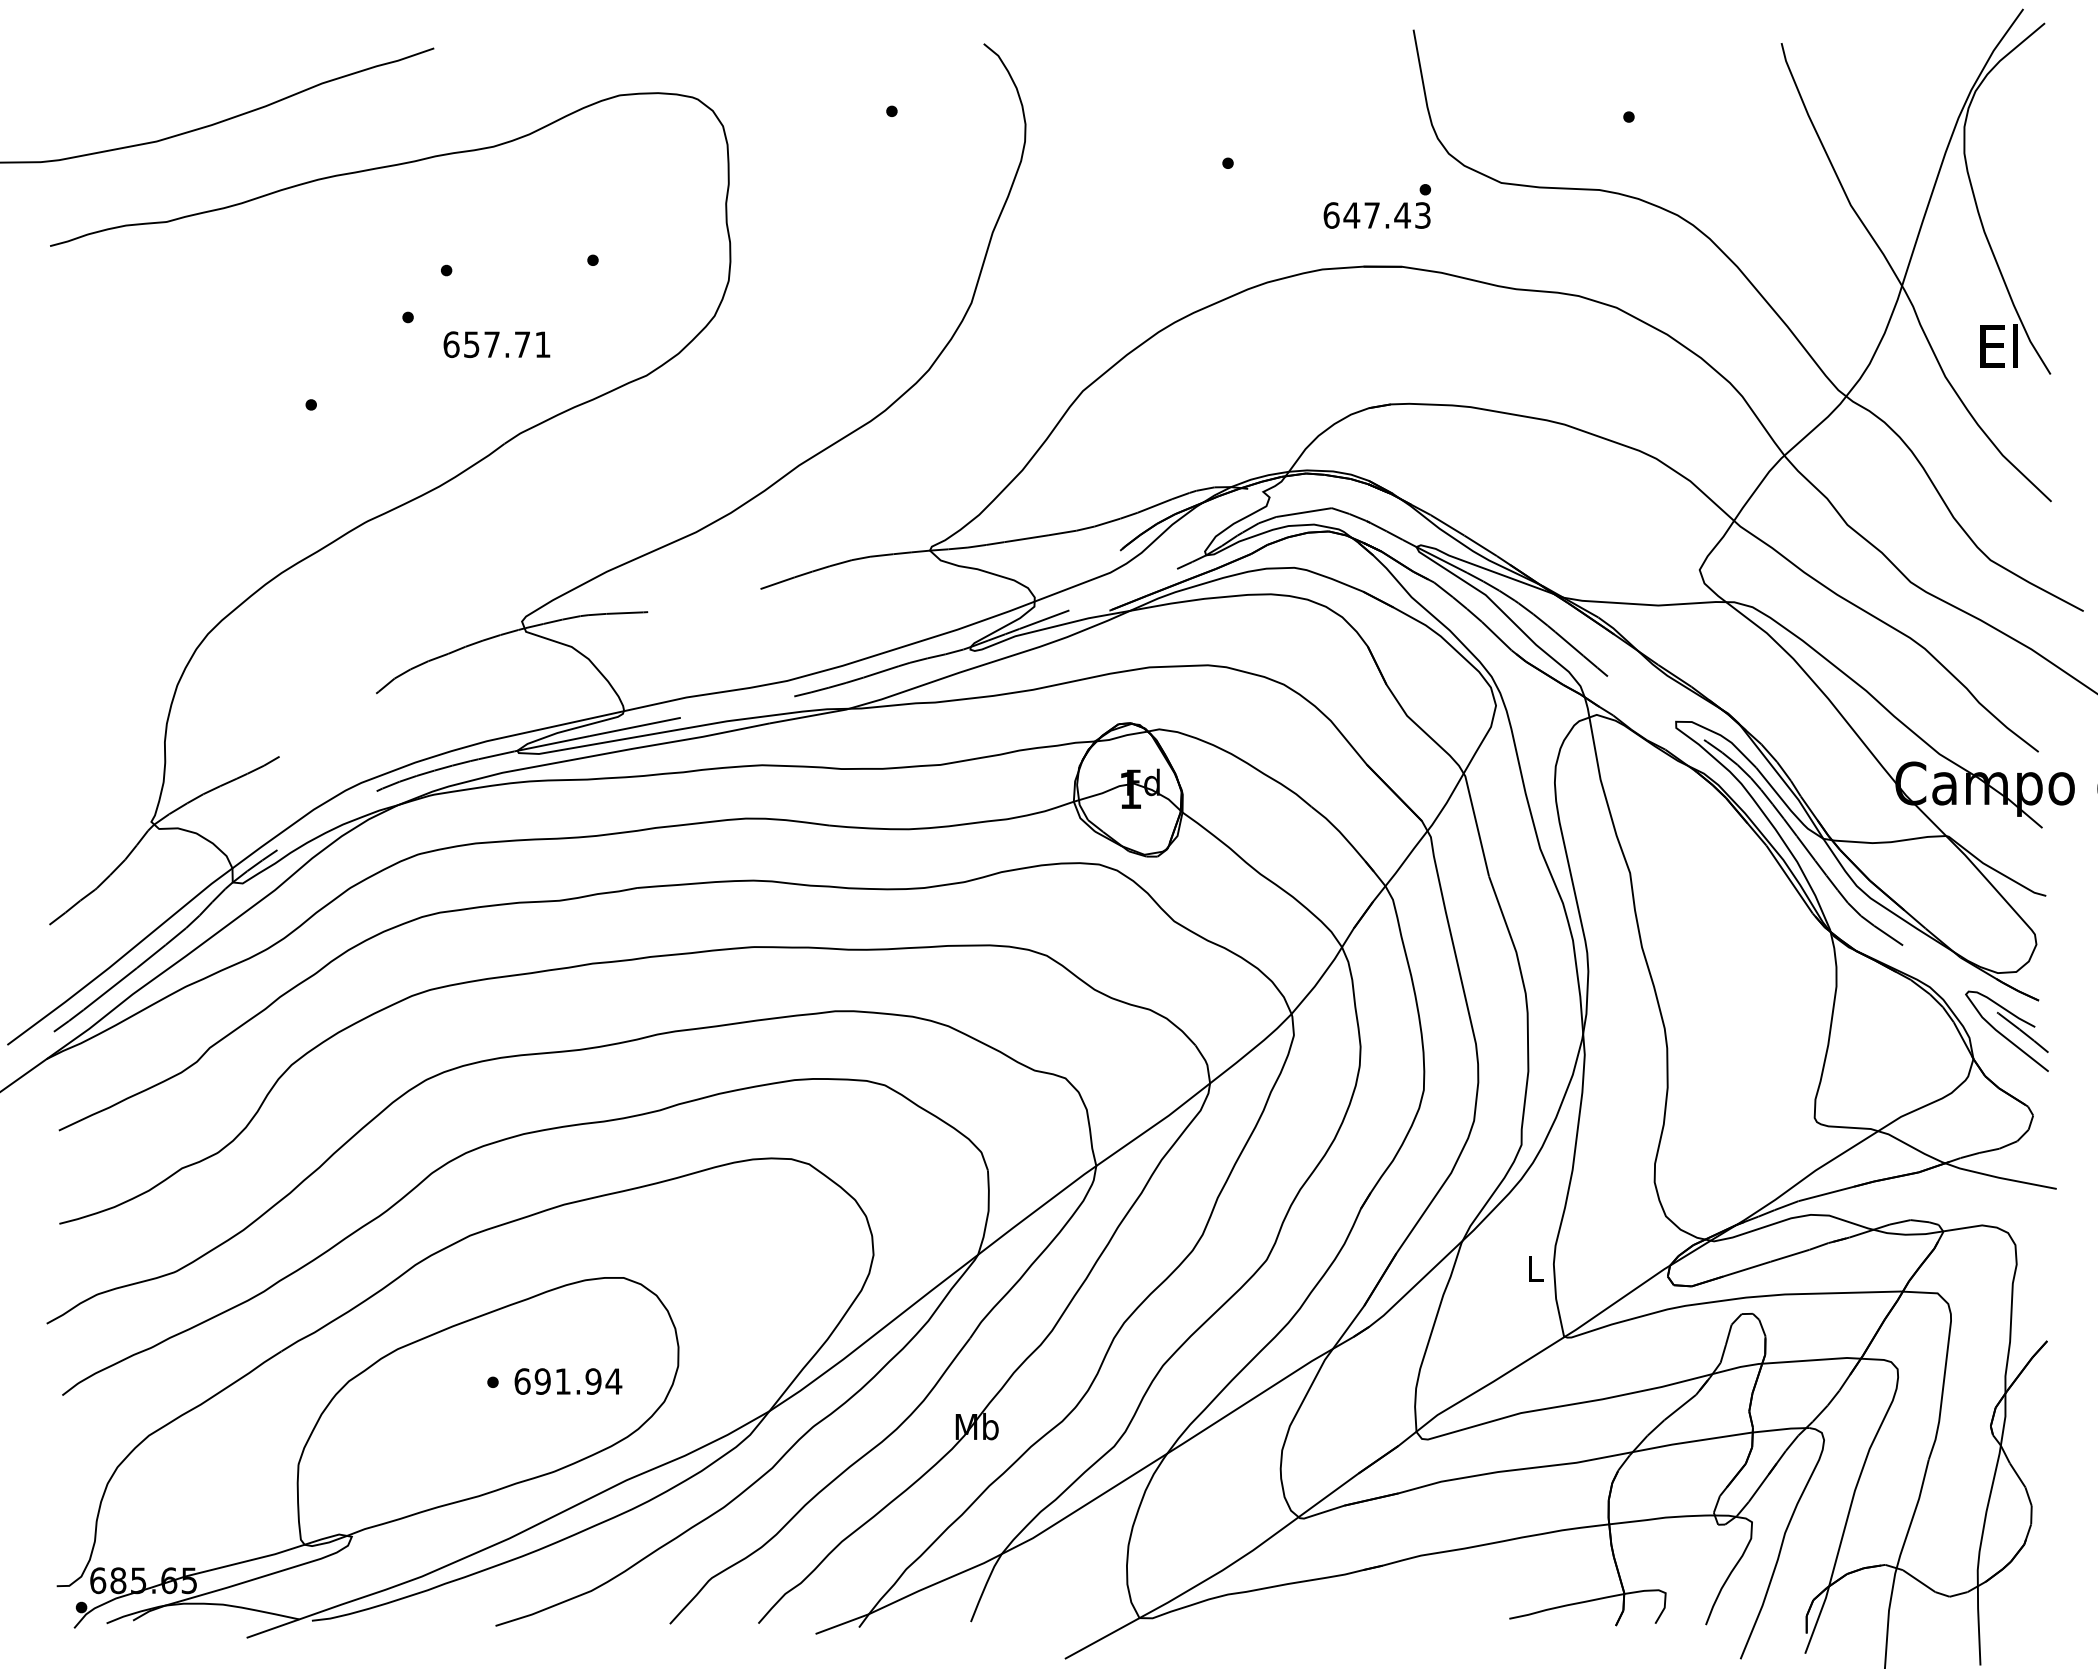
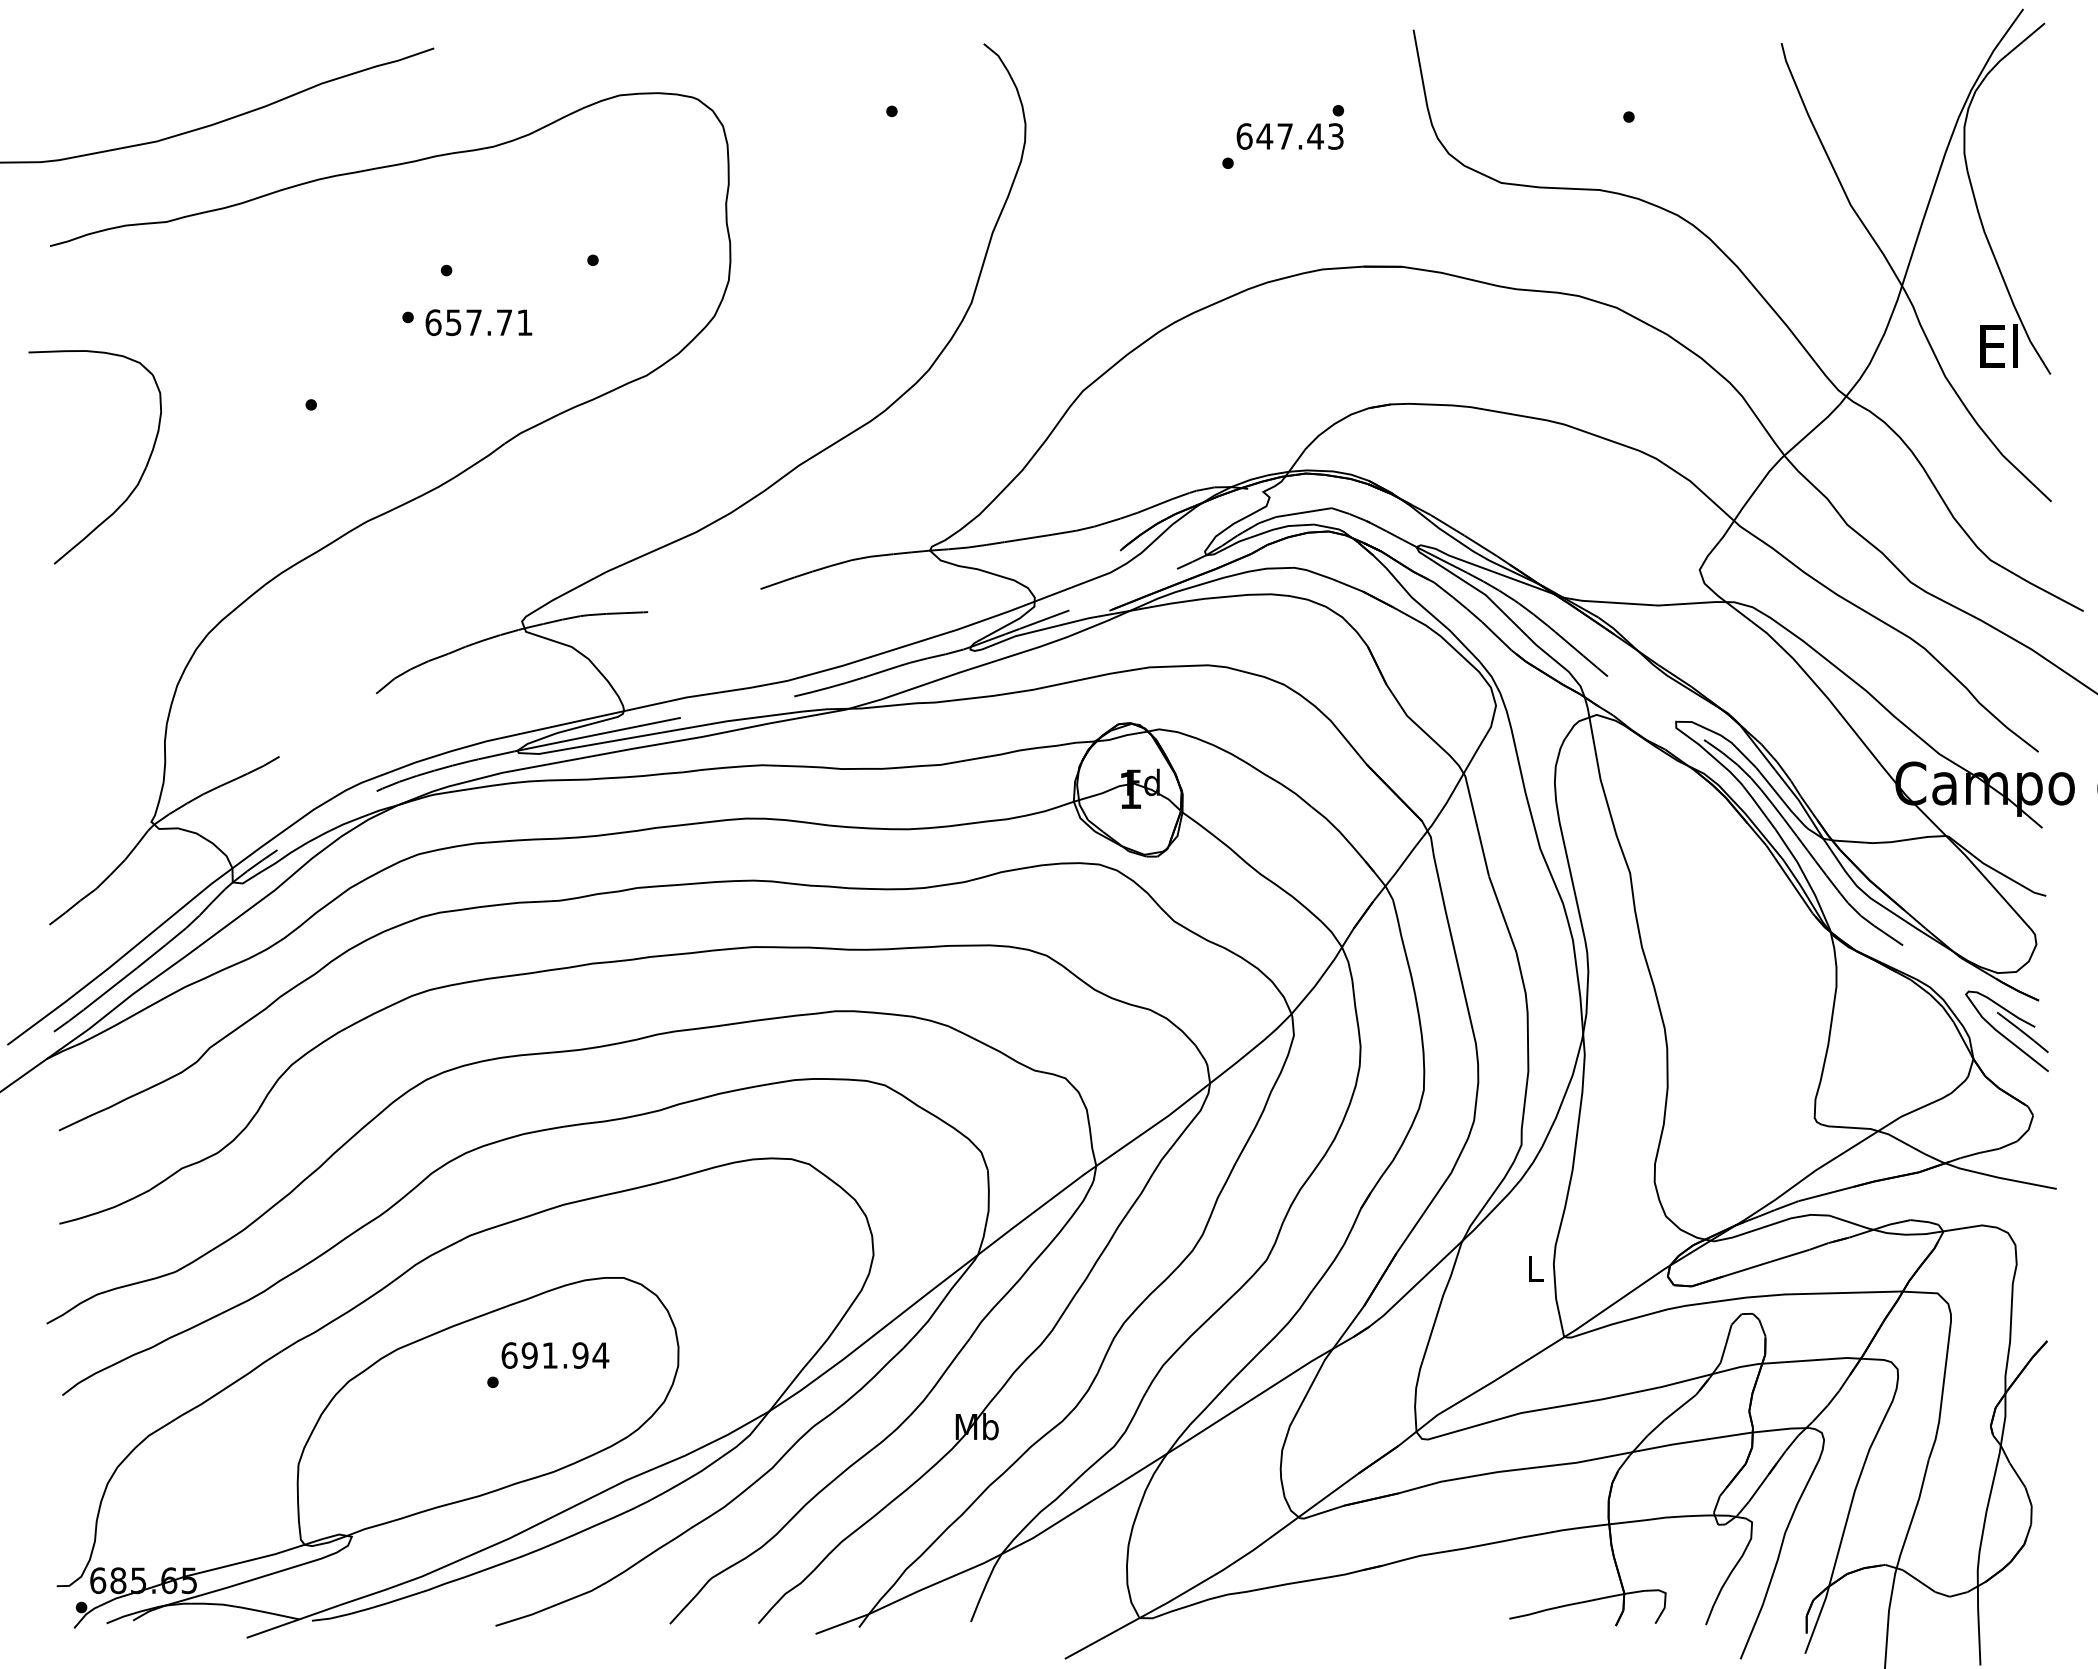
text position: (1376, 206) -> (1289, 127) (1289, 127)
text position: (496, 344) -> (478, 322) (478, 322)
part: none -> present (138, 480)
text position: (568, 1381) -> (555, 1355) (555, 1355)
